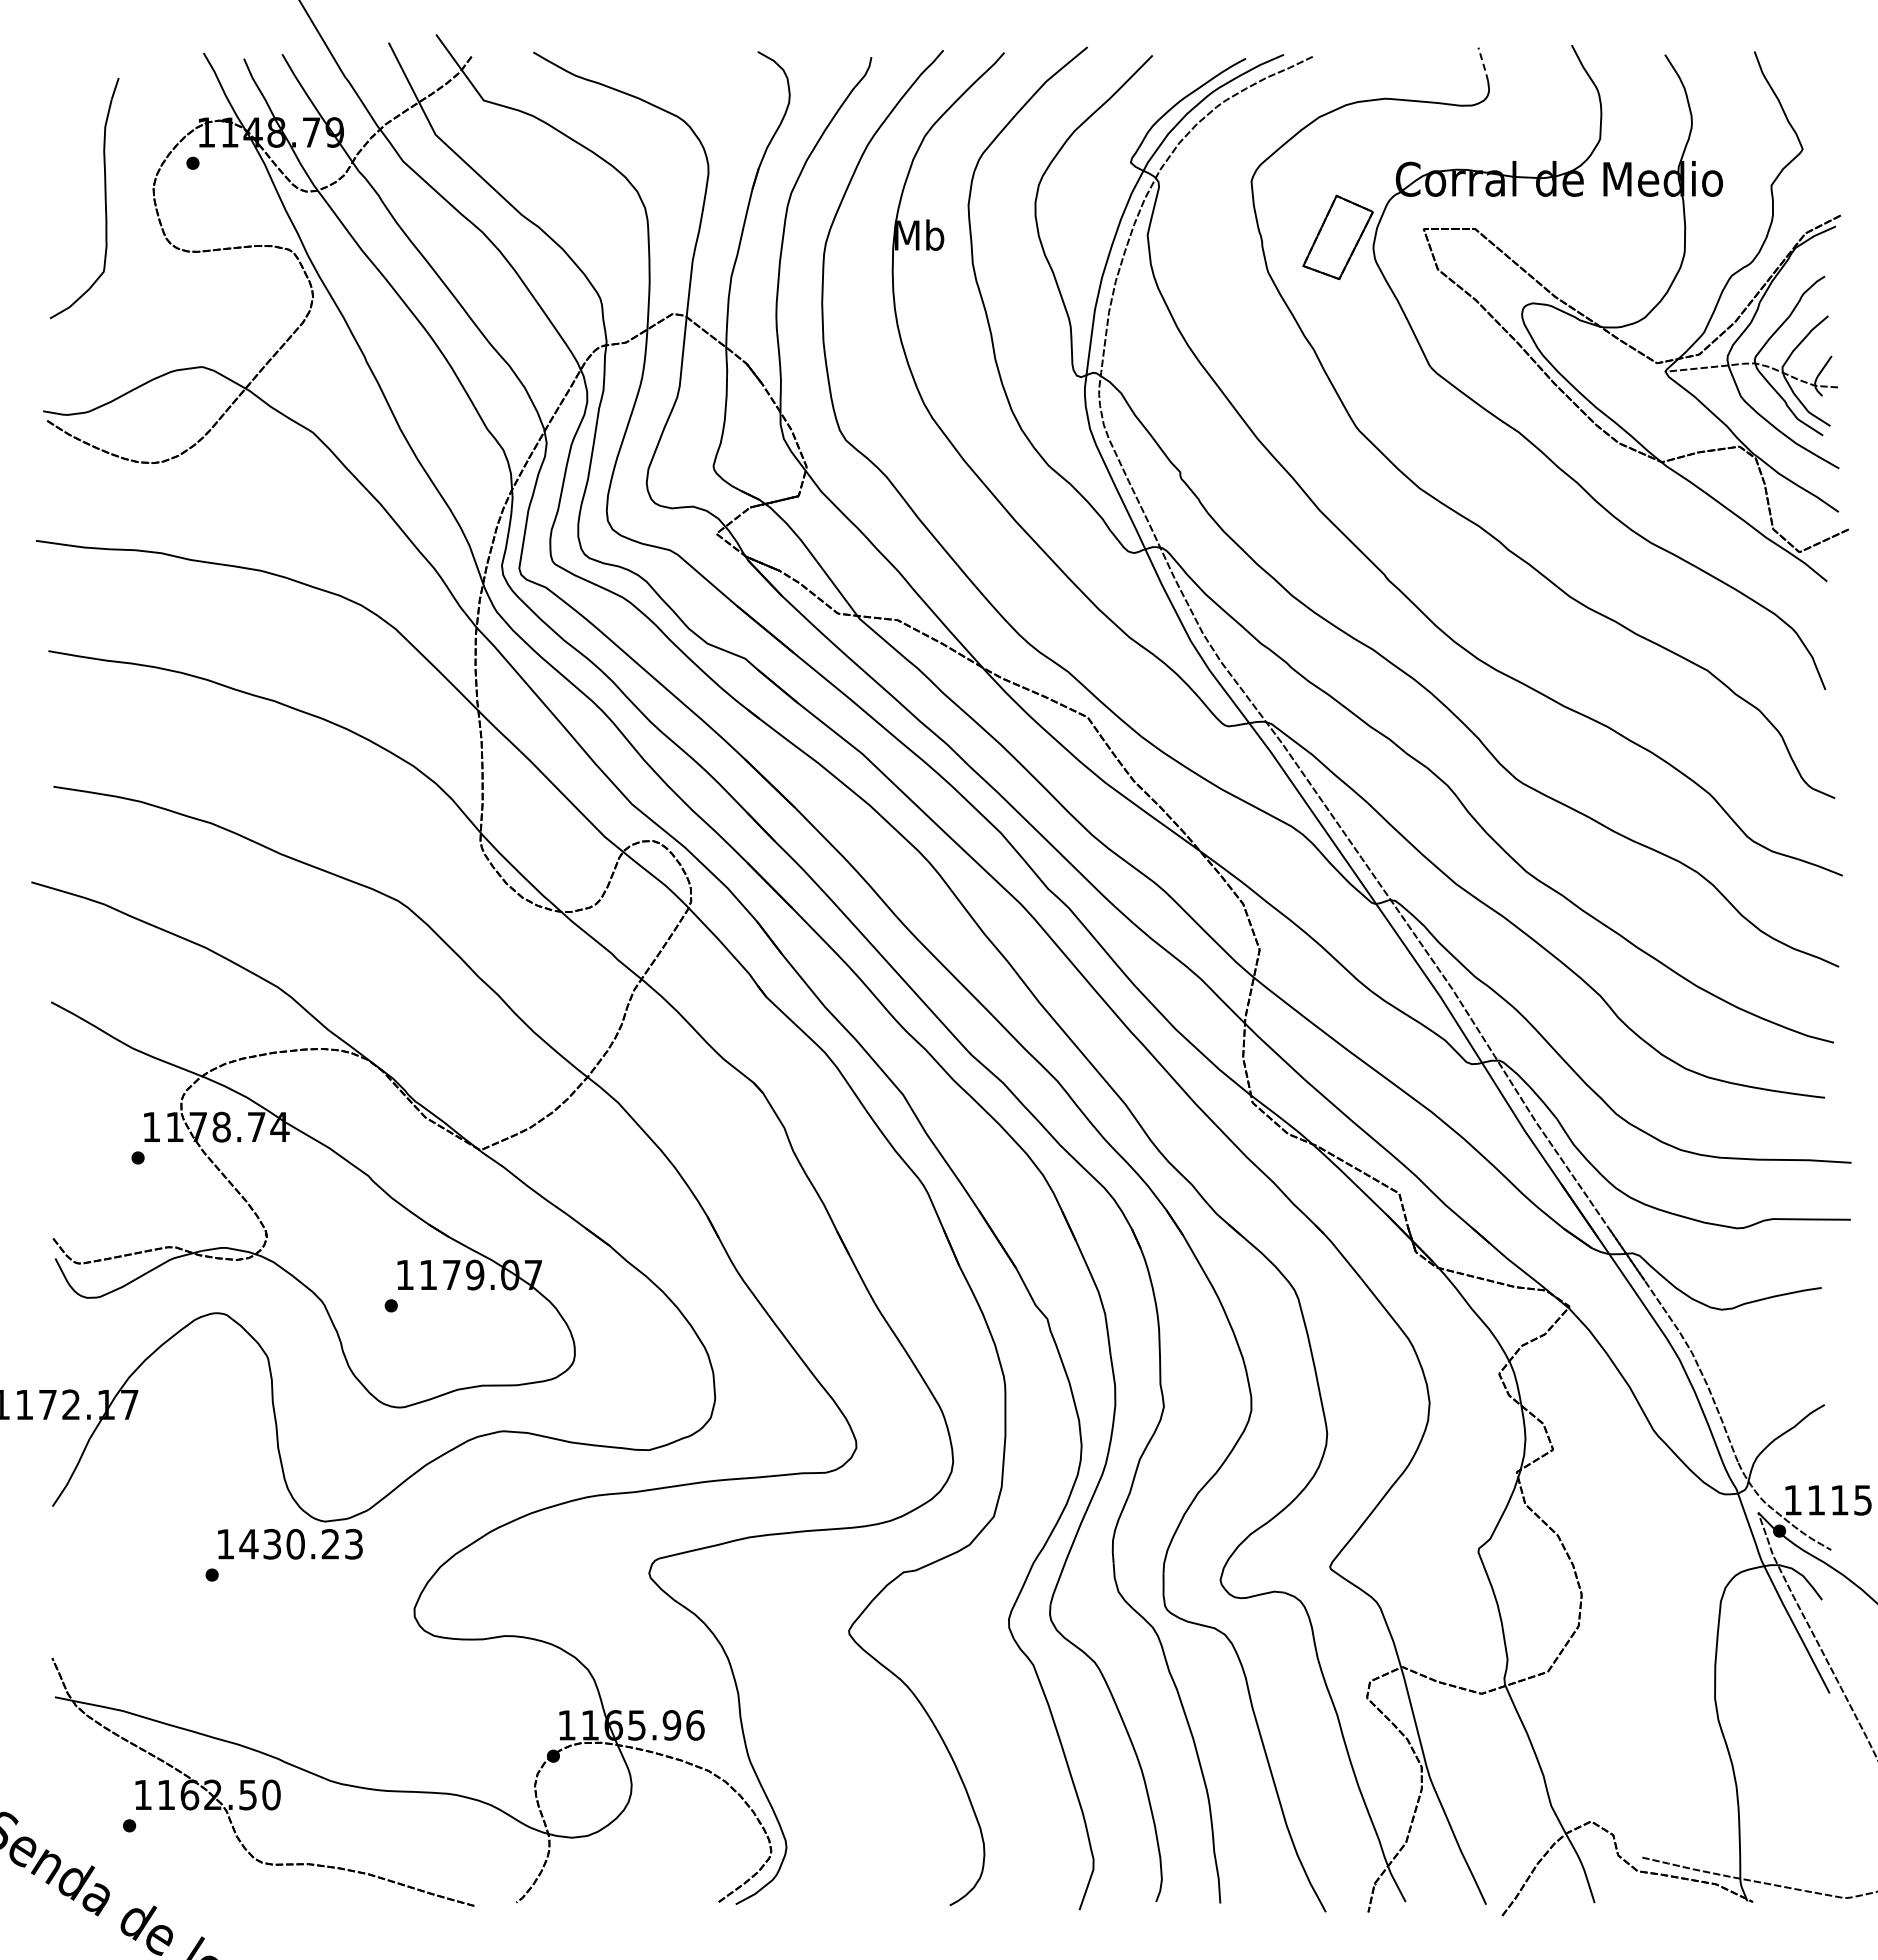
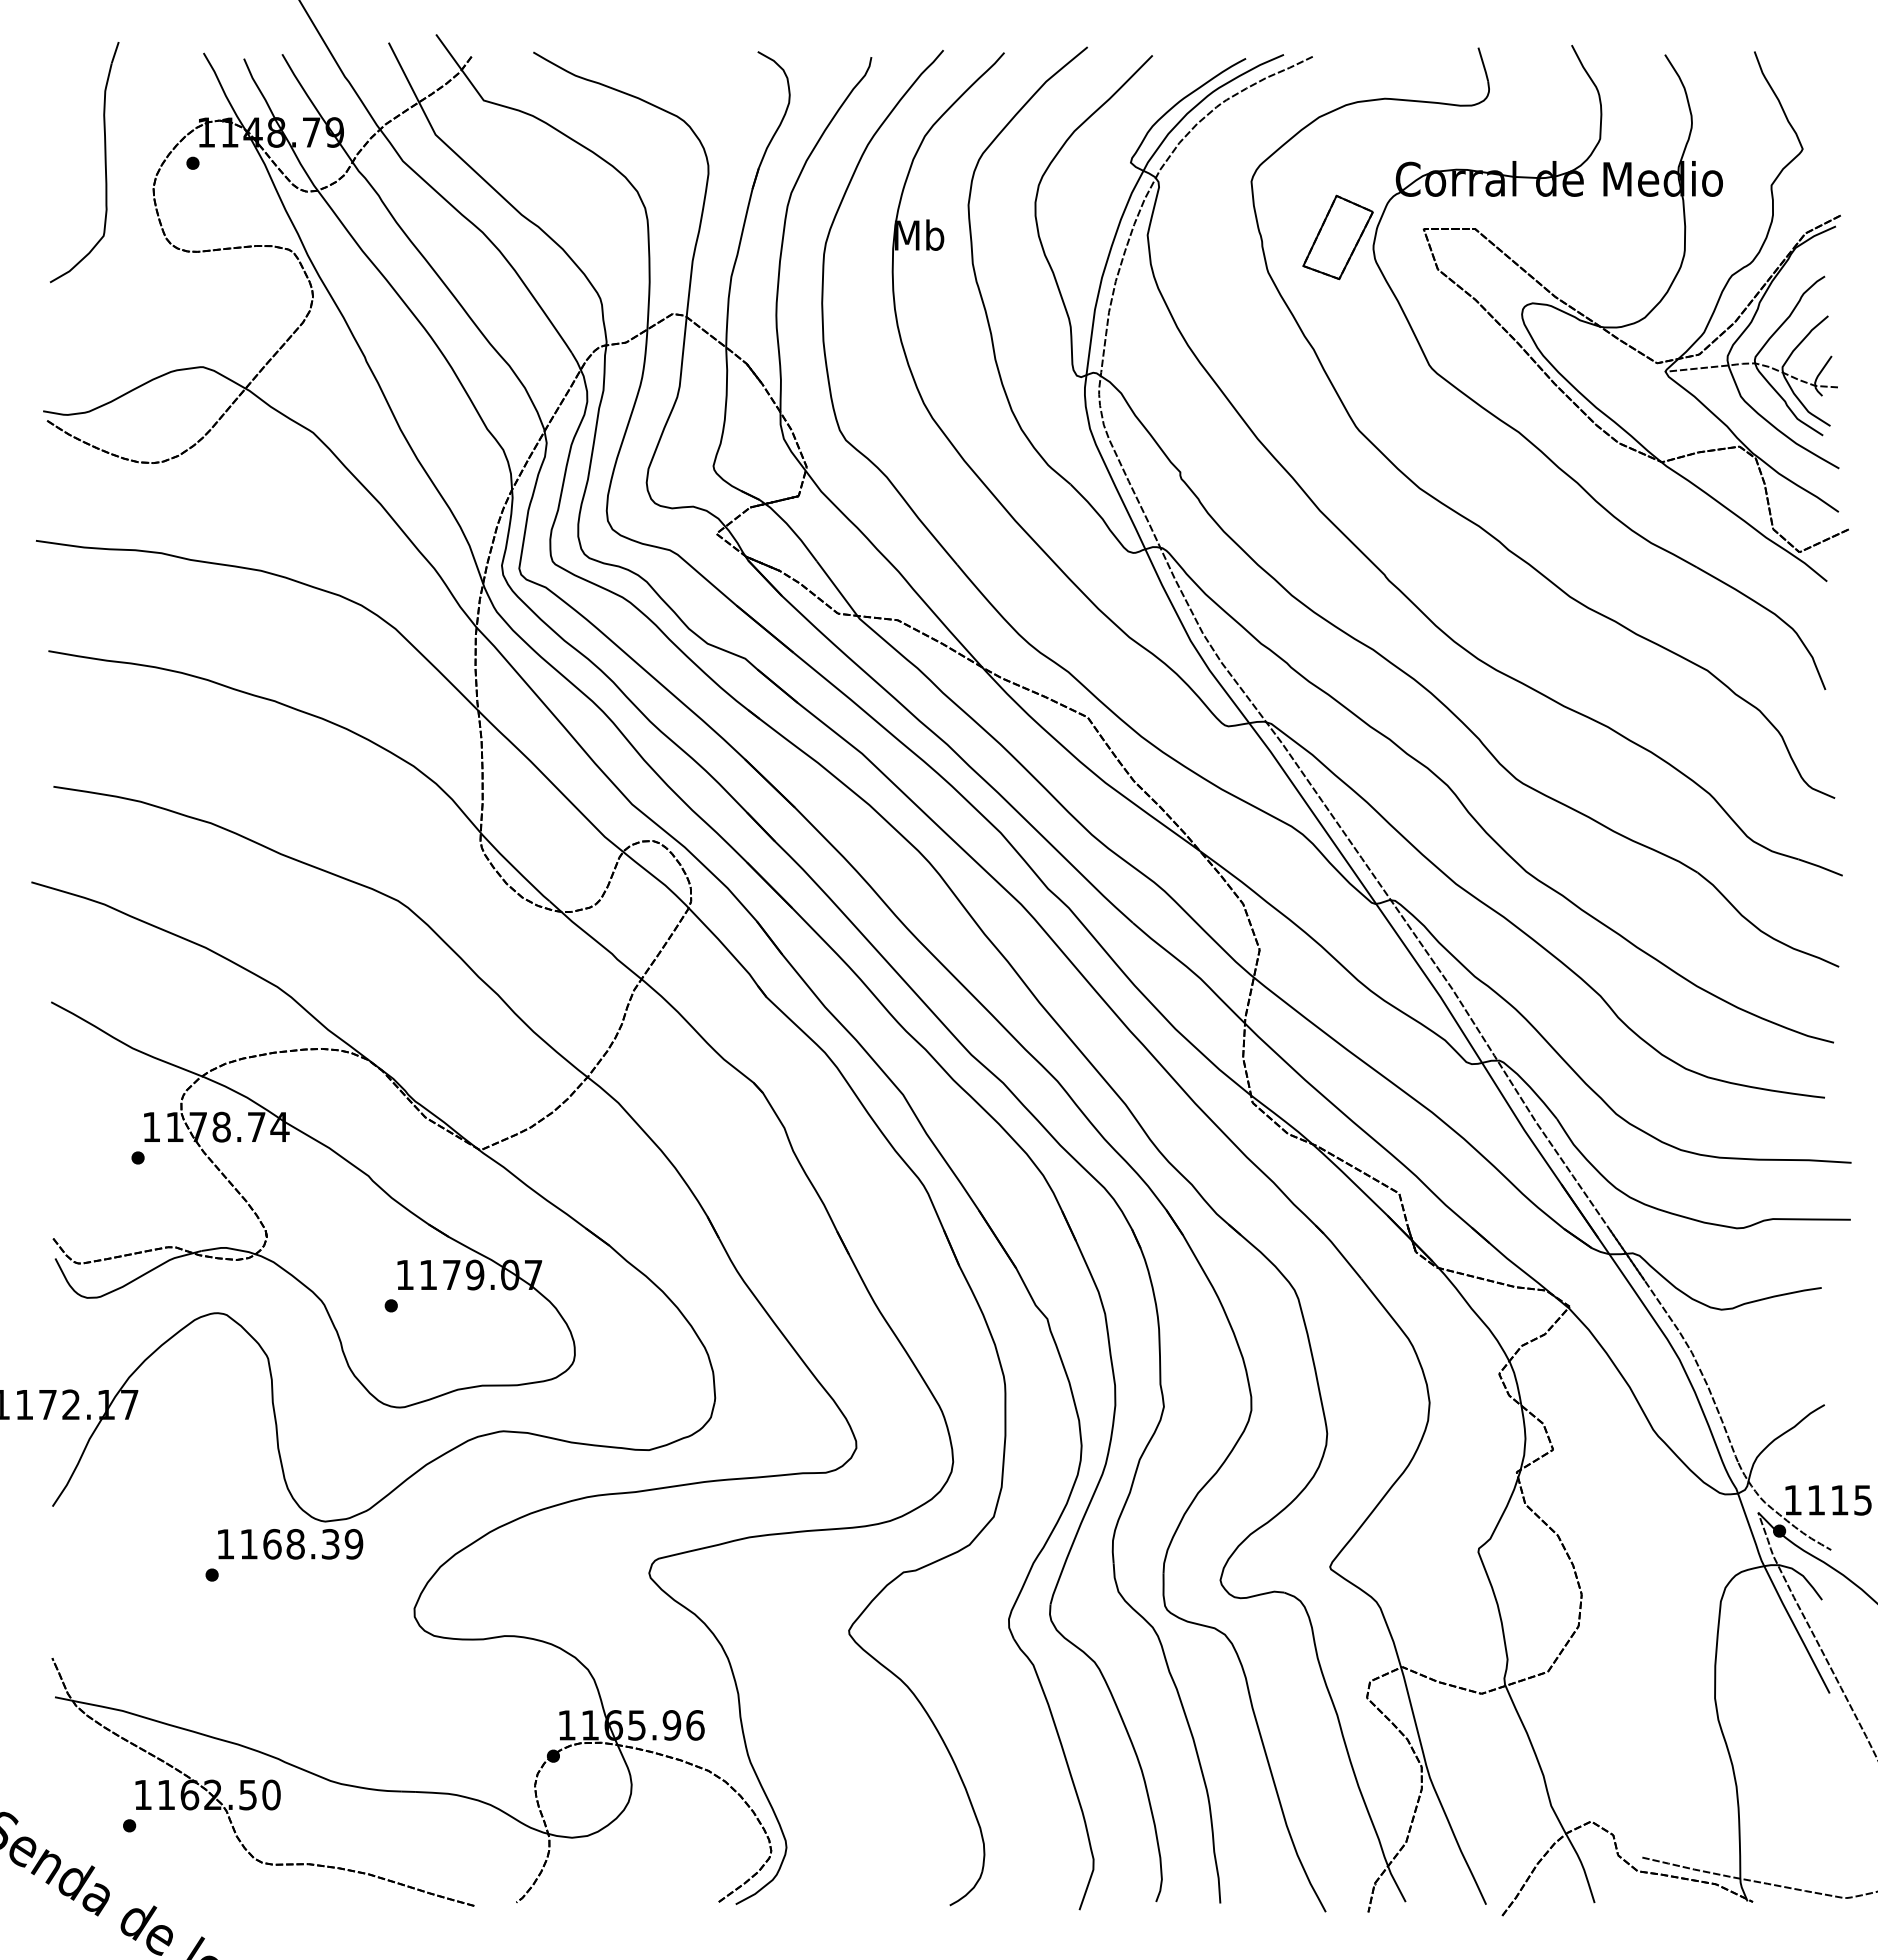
line: dashed -> solid (1483, 64)
part position: (104, 198) -> (104, 162) (104, 162)
text: 1430.23 -> 1168.39 (301, 1543)
